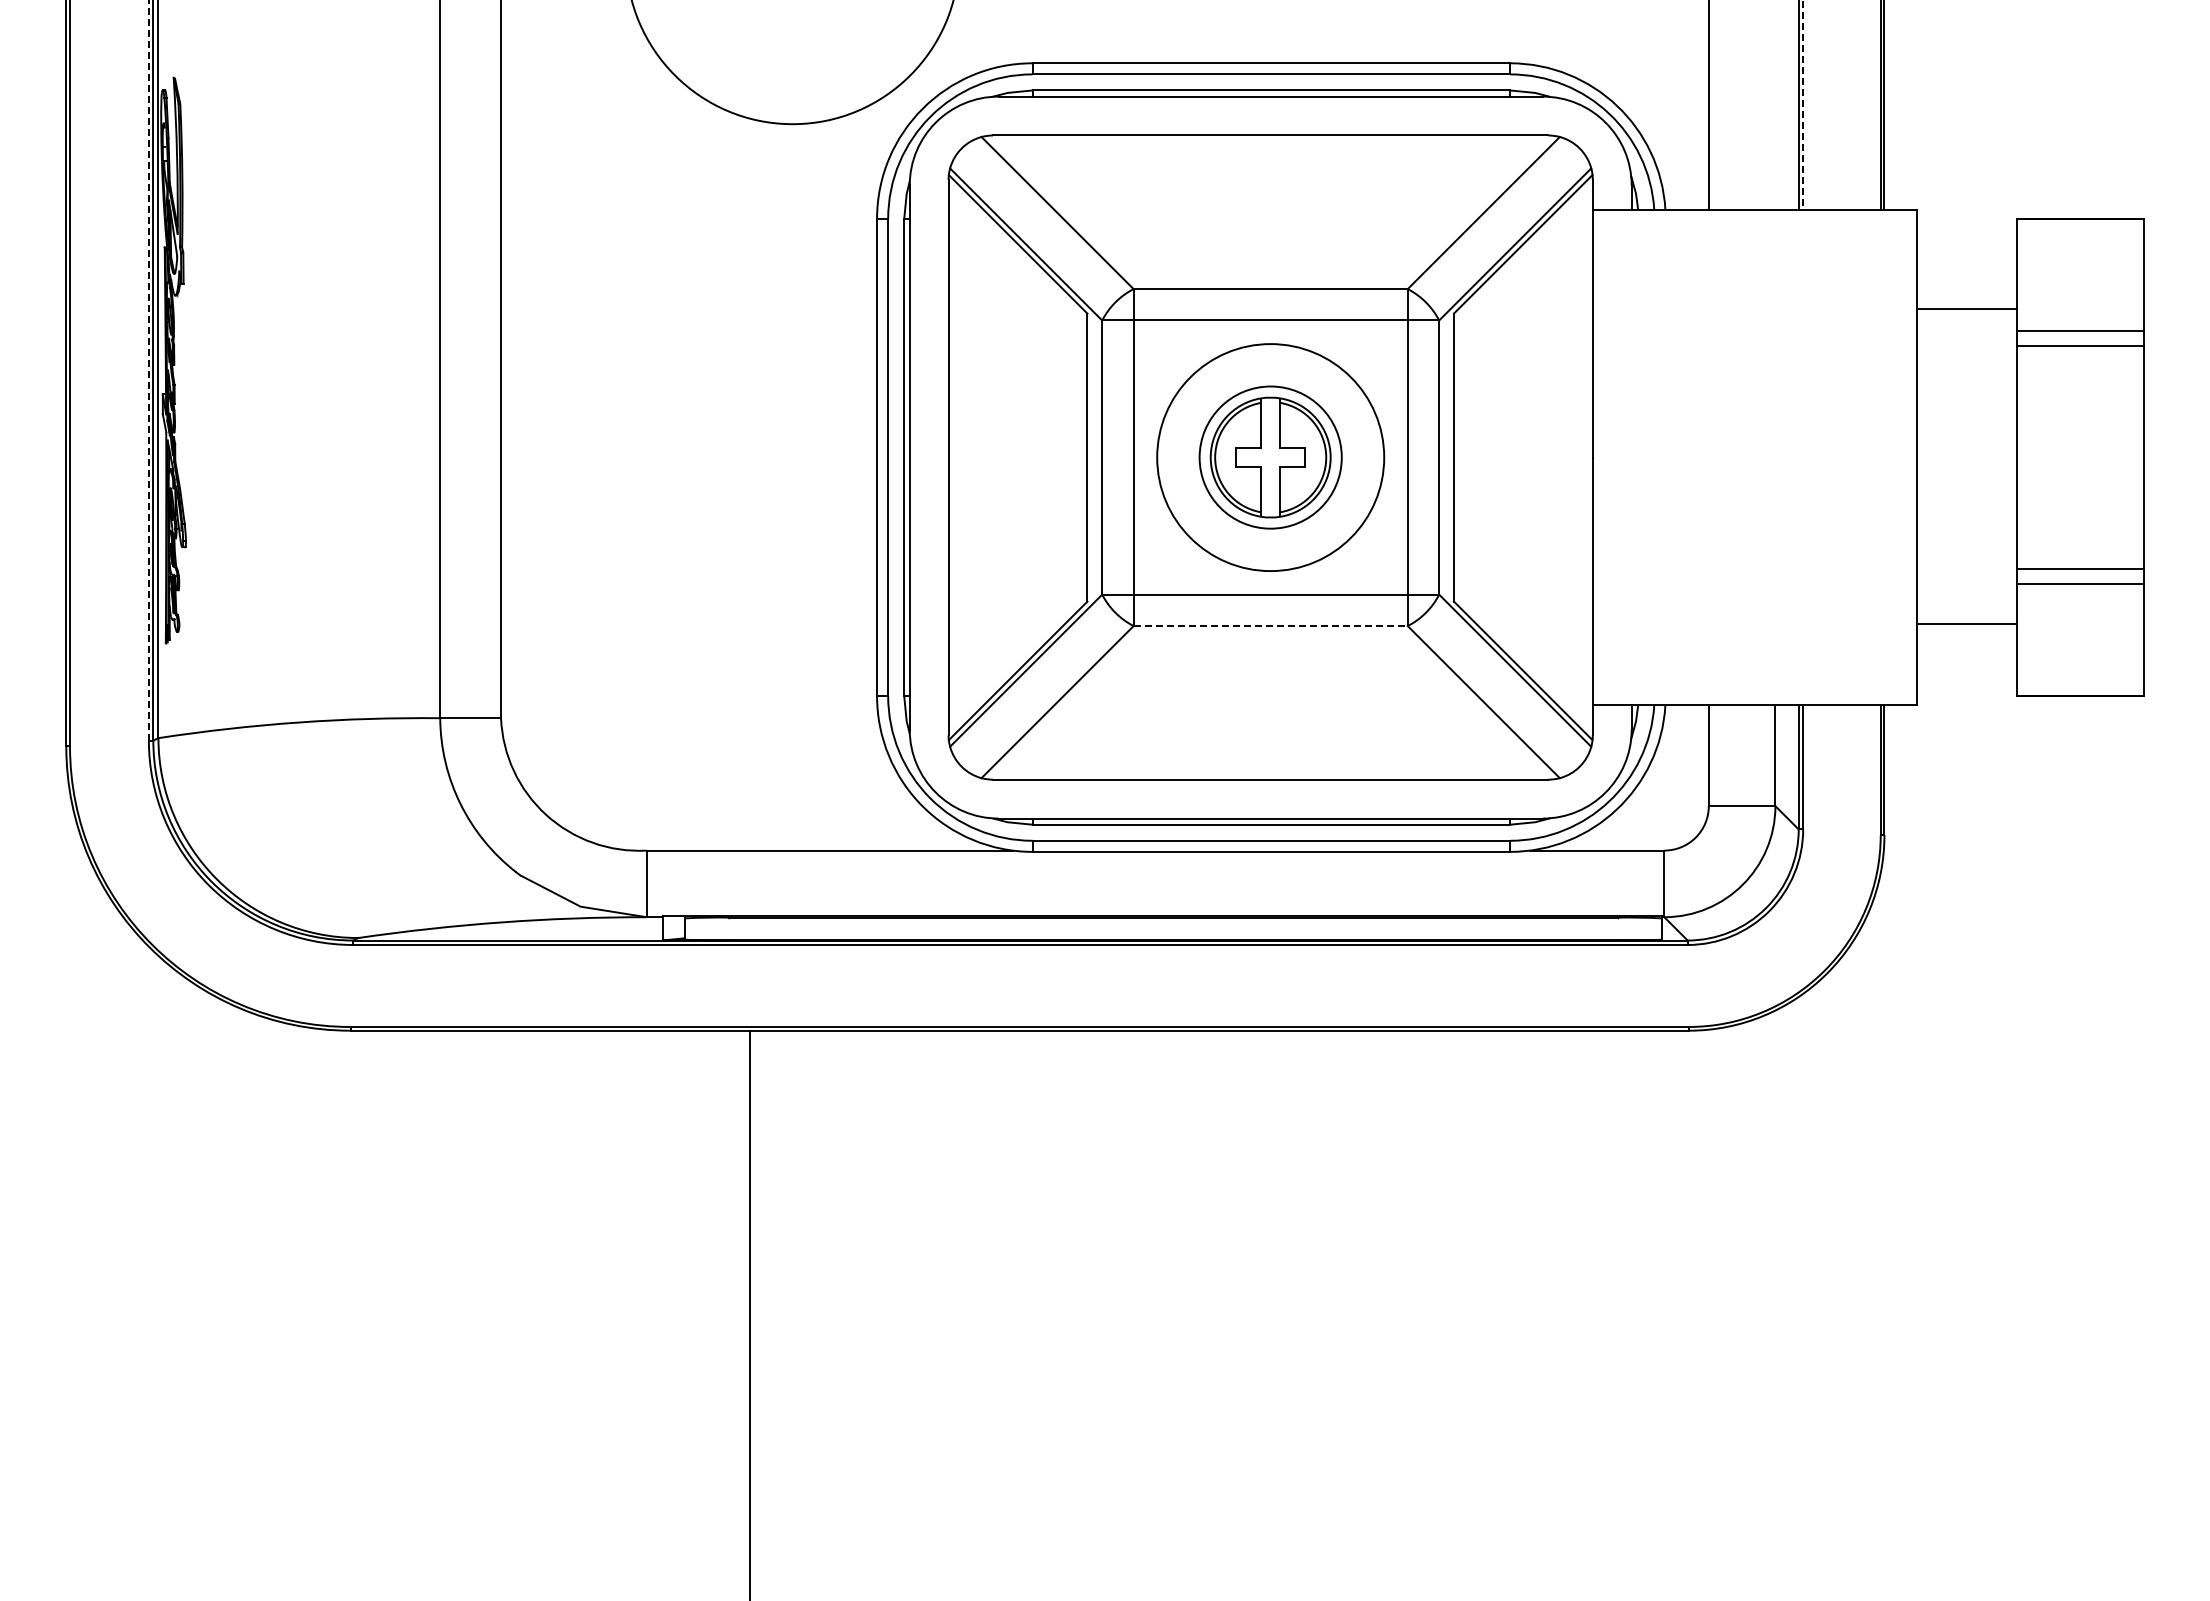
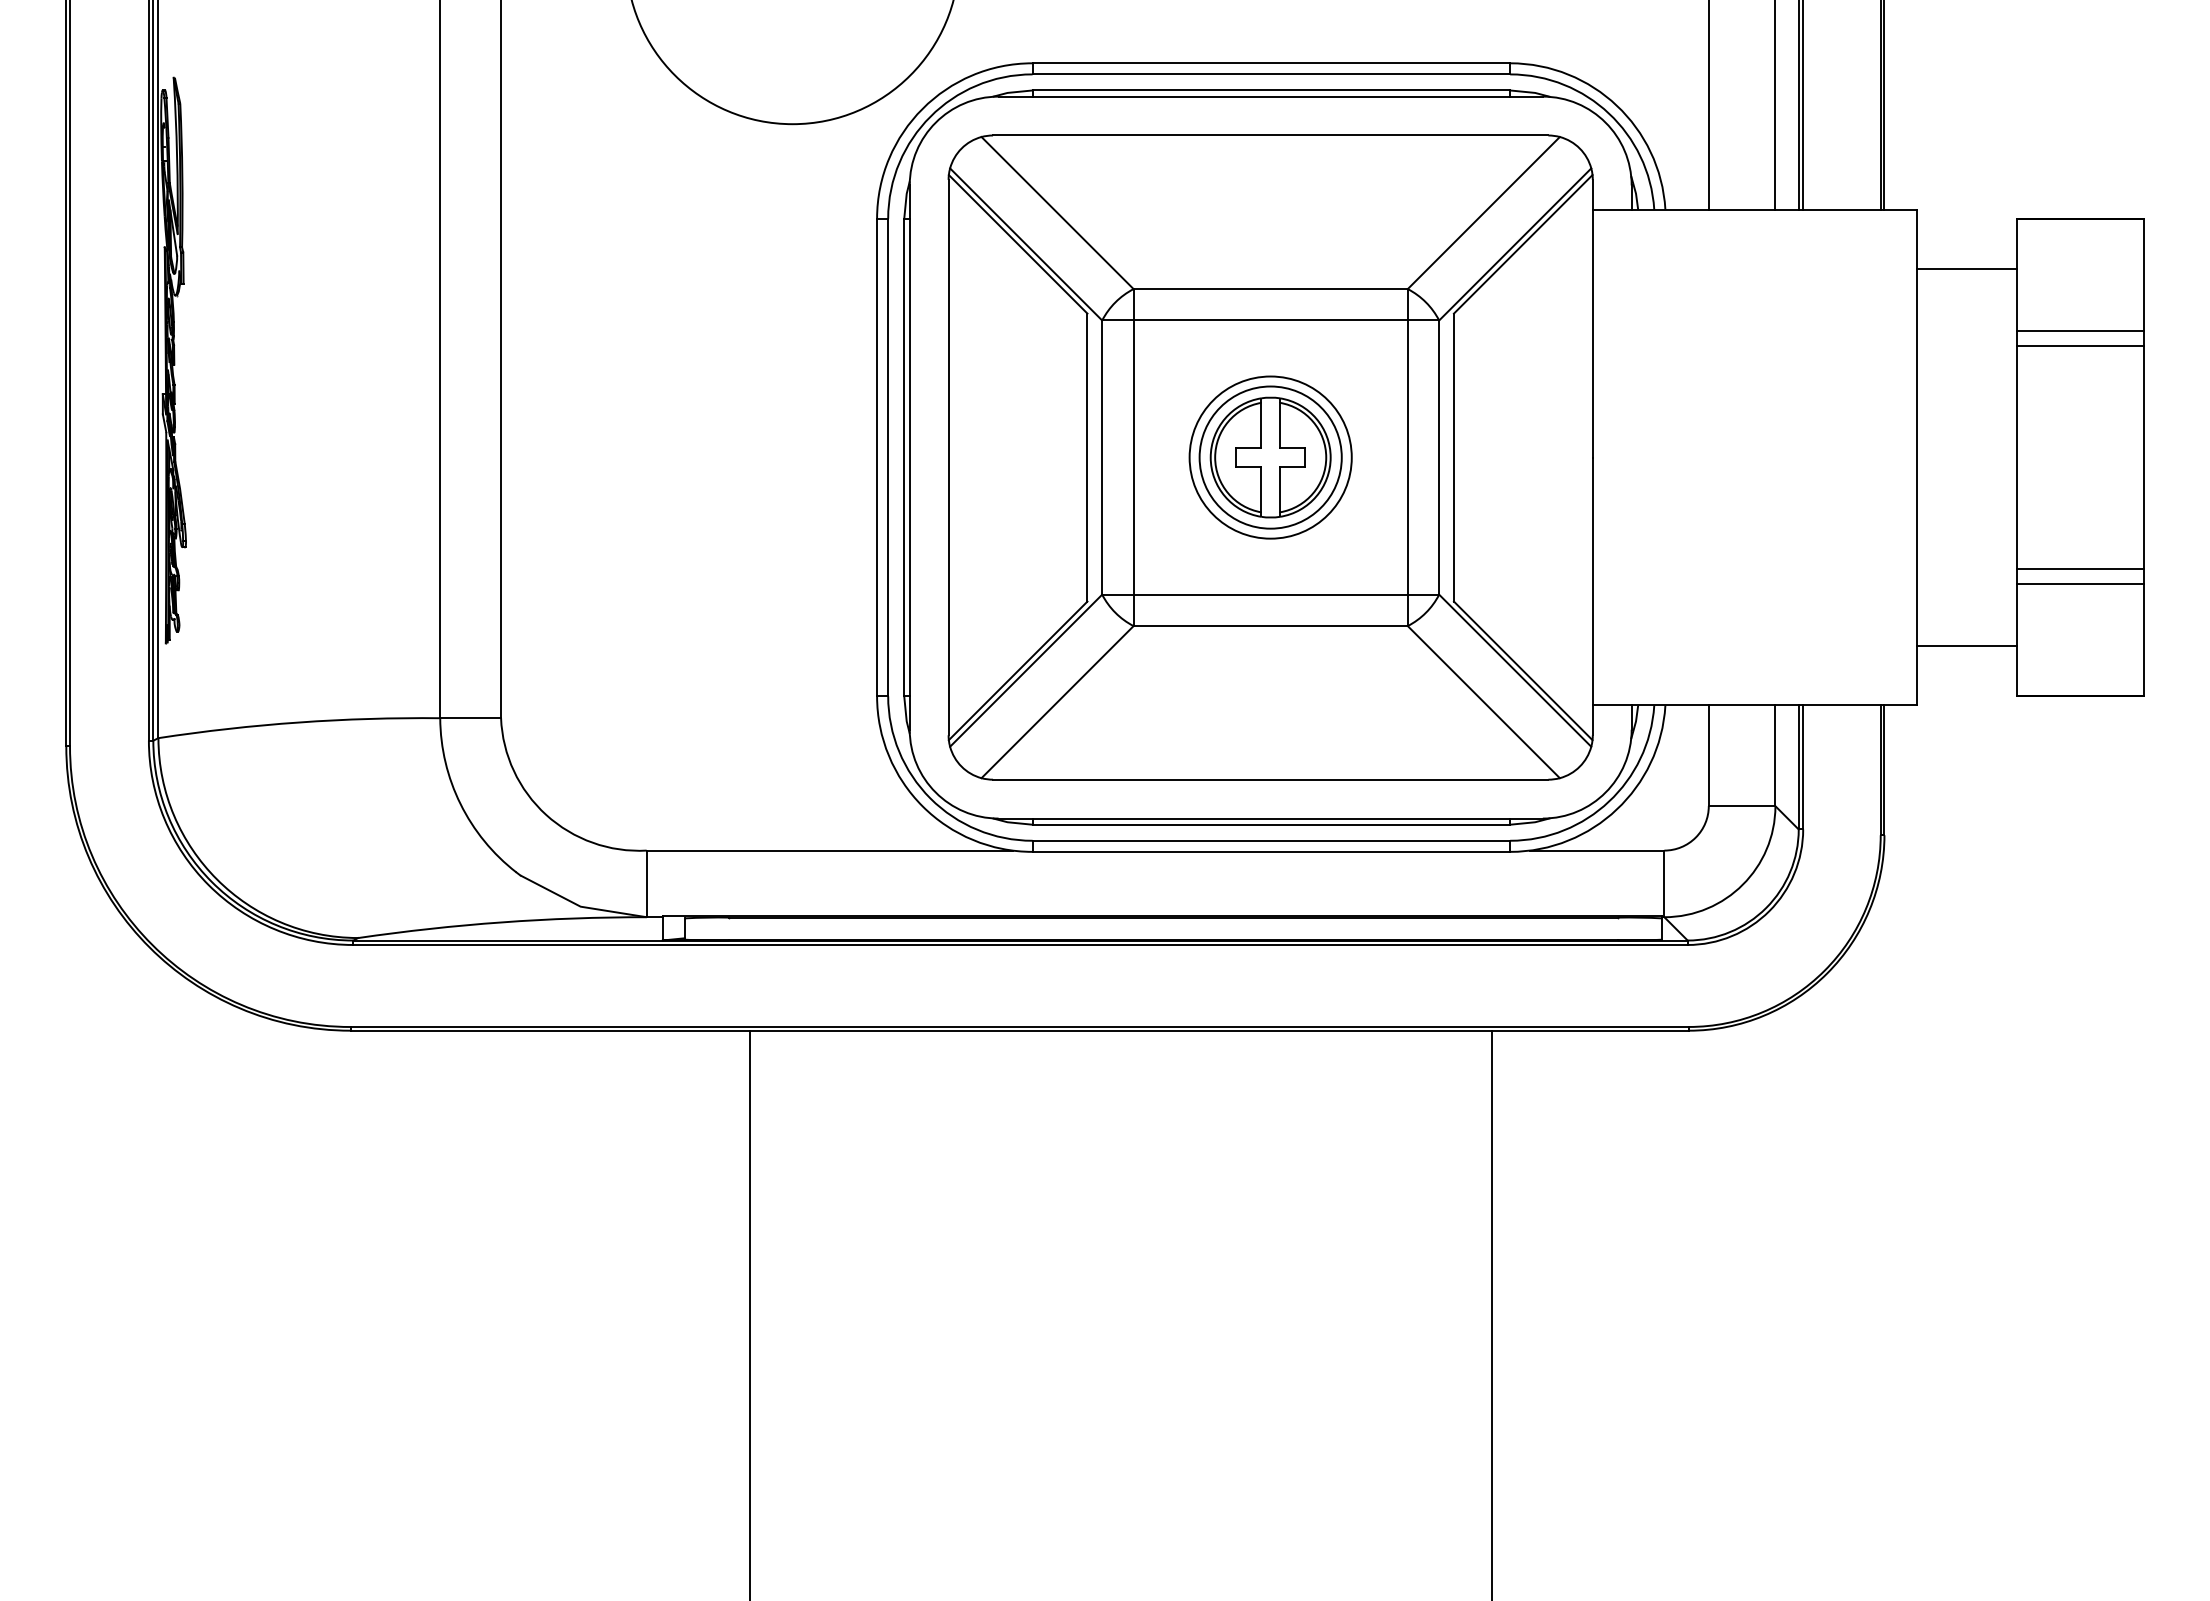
line: none -> present (1775, 105)
line: dashed -> solid (1803, 105)
line position: (1967, 308) -> (1967, 268) (1967, 268)
line: dashed -> solid (148, 369)
circle diameter: 227 px -> 162 px (1270, 457)
line position: (1967, 624) -> (1967, 646) (1967, 646)
line: dashed -> solid (1271, 626)
line: none -> present (1492, 1313)
